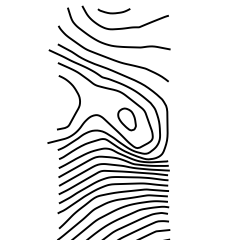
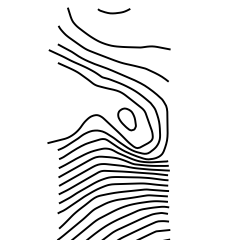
curve: present -> none (124, 27)
curve: present -> none (78, 104)
